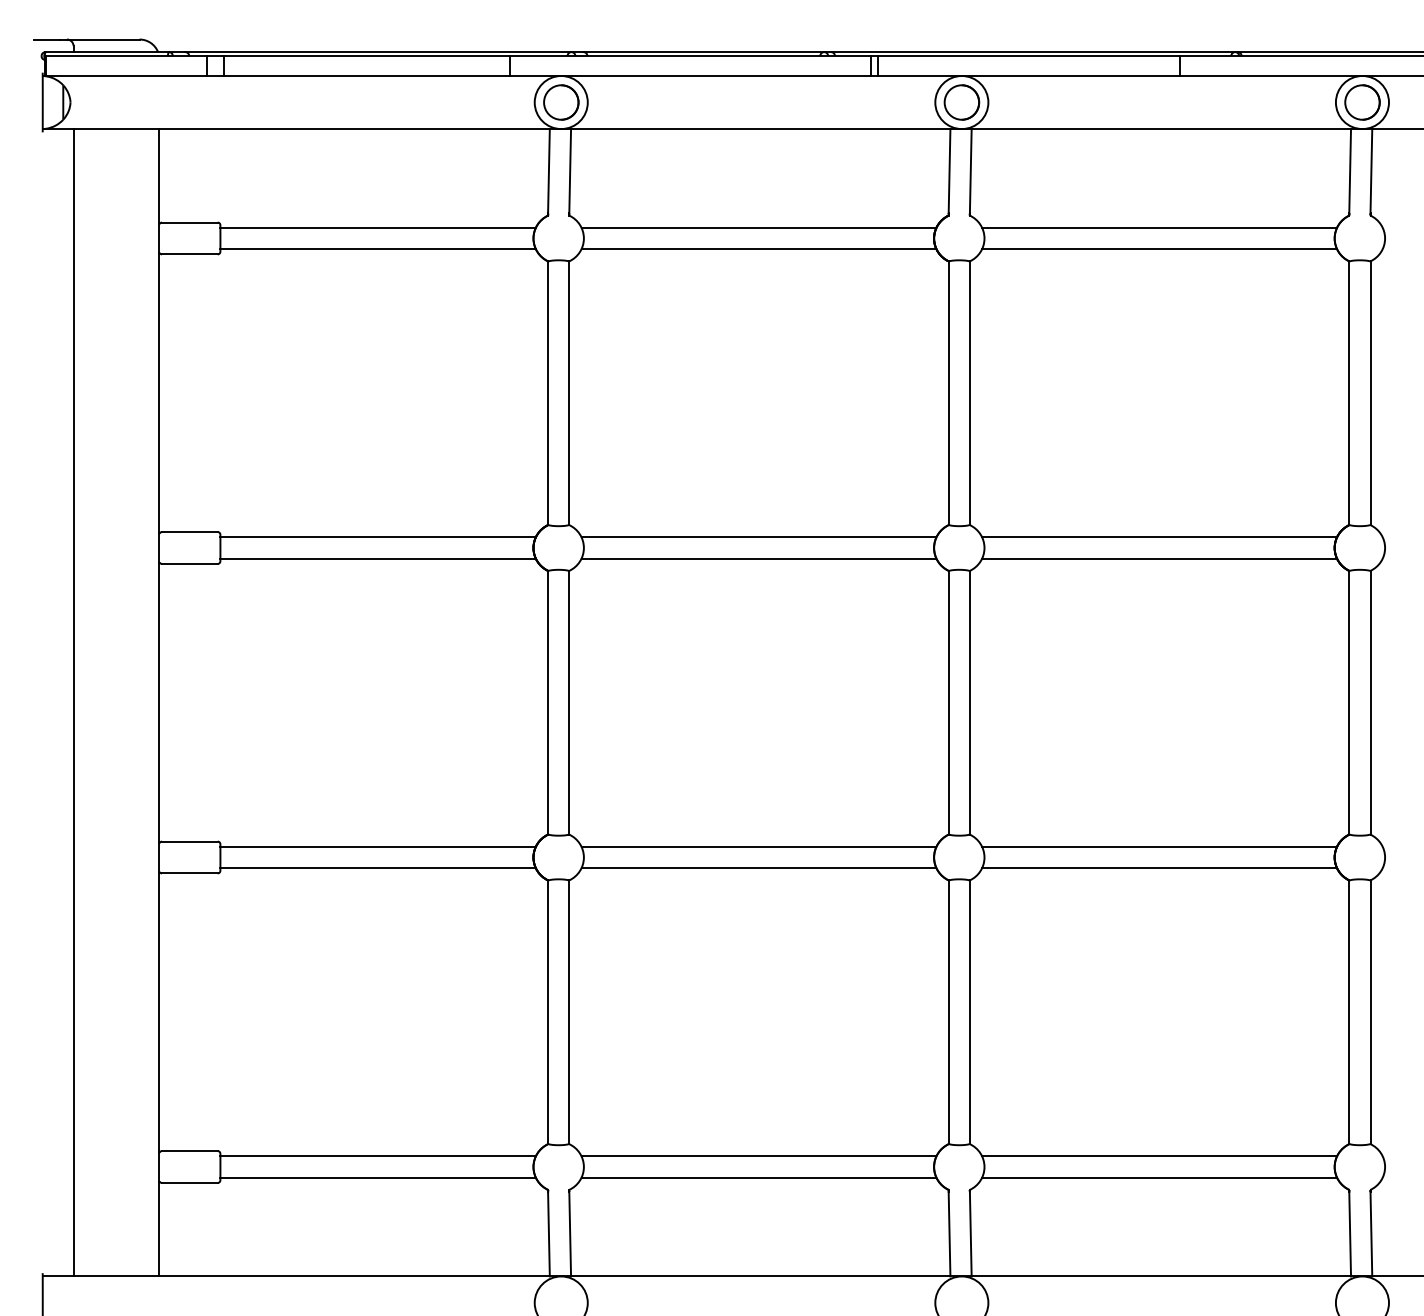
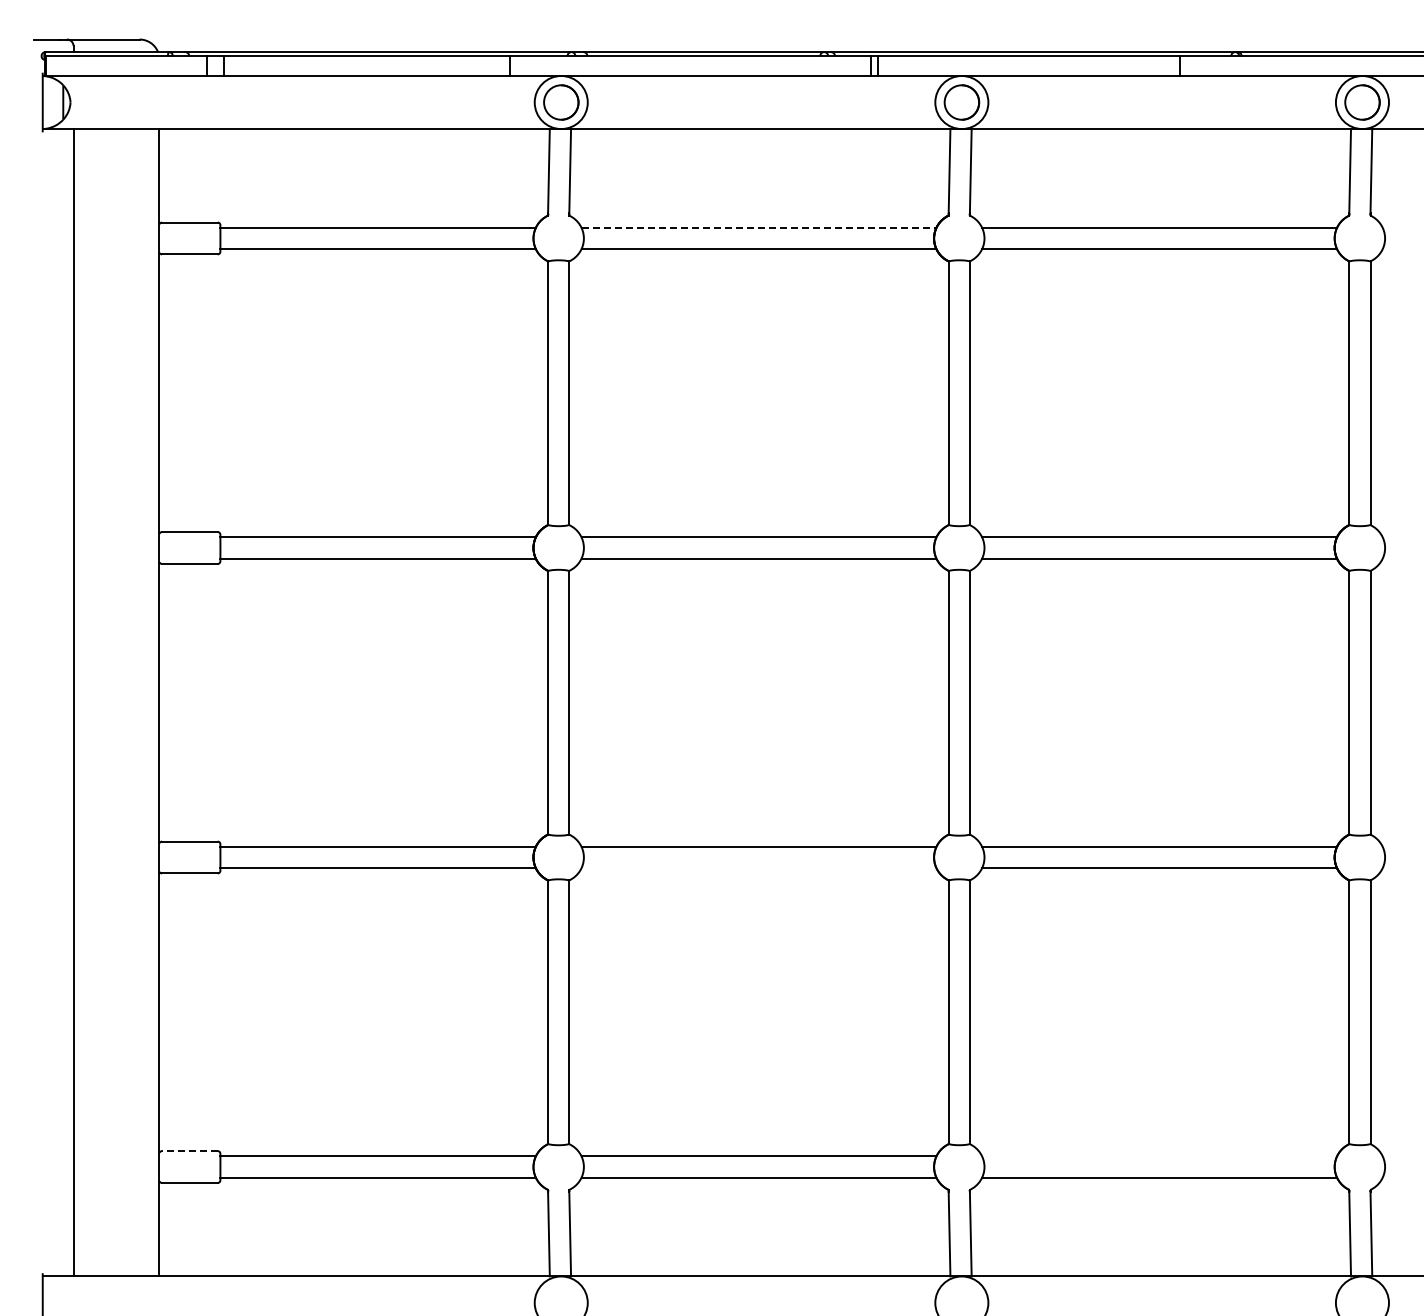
line: solid -> dashed (759, 227)
line: present -> none (758, 868)
line: solid -> dashed (189, 1151)
line: present -> none (1159, 1156)
